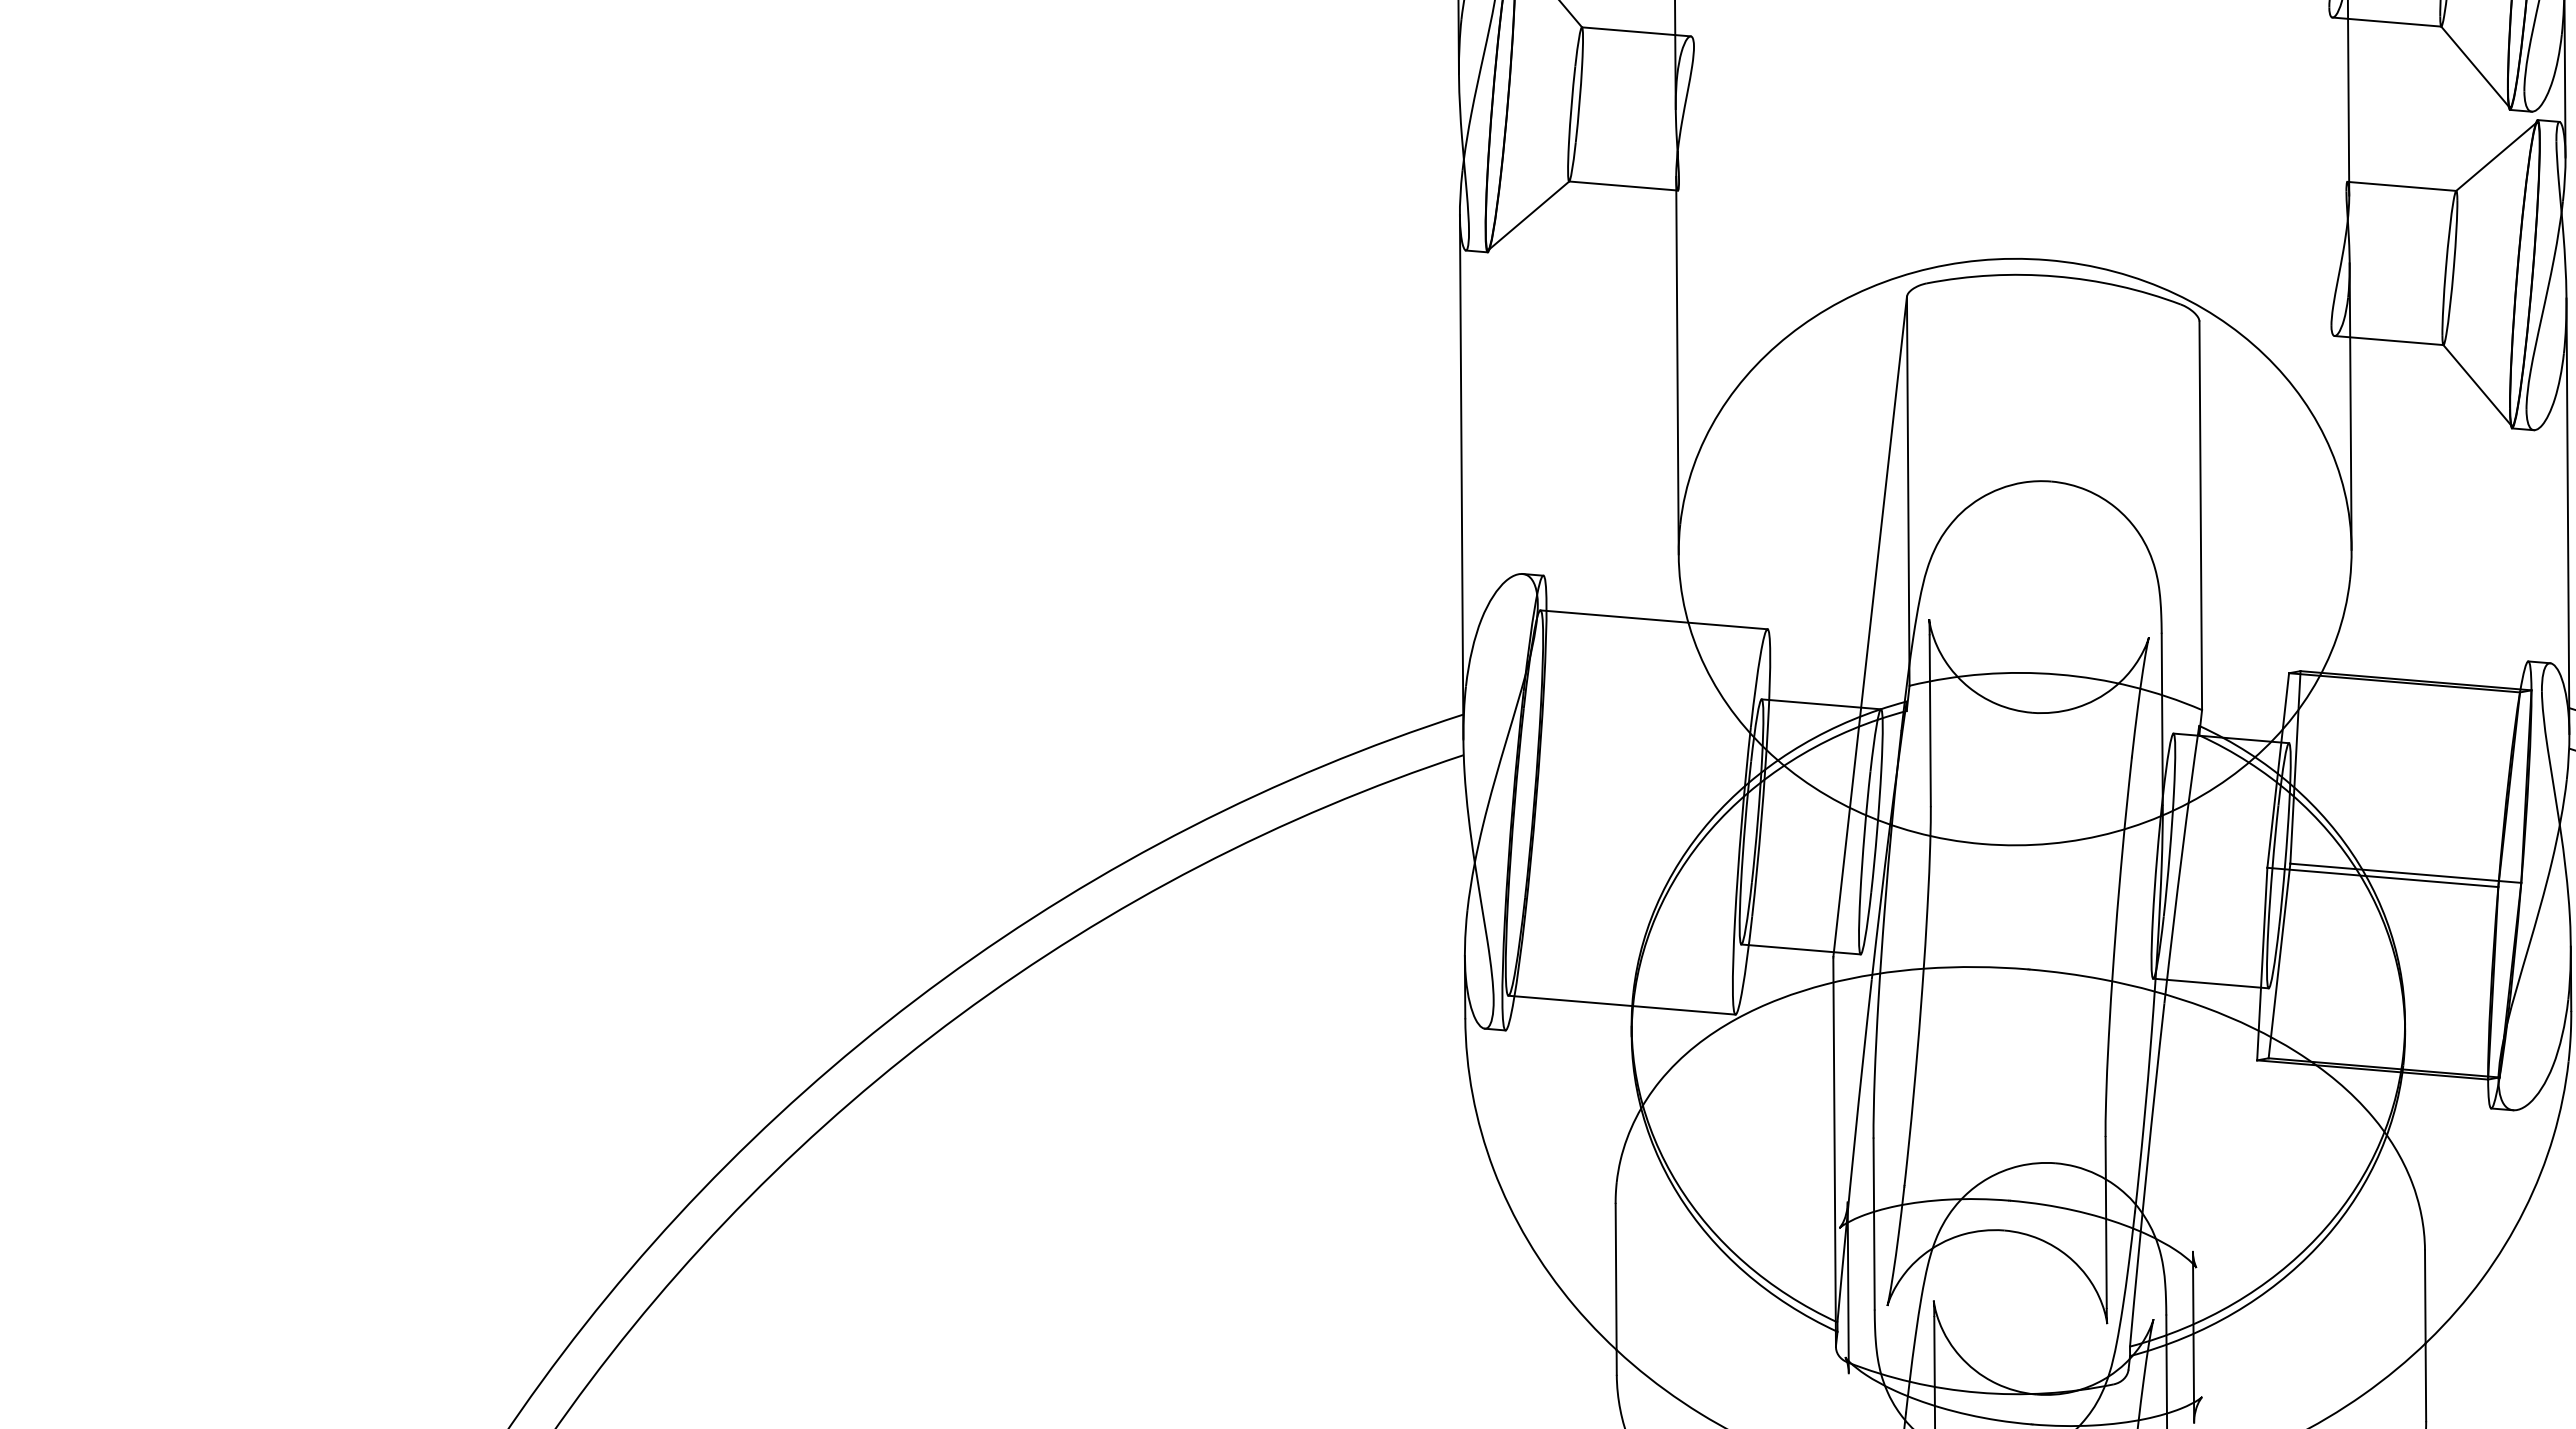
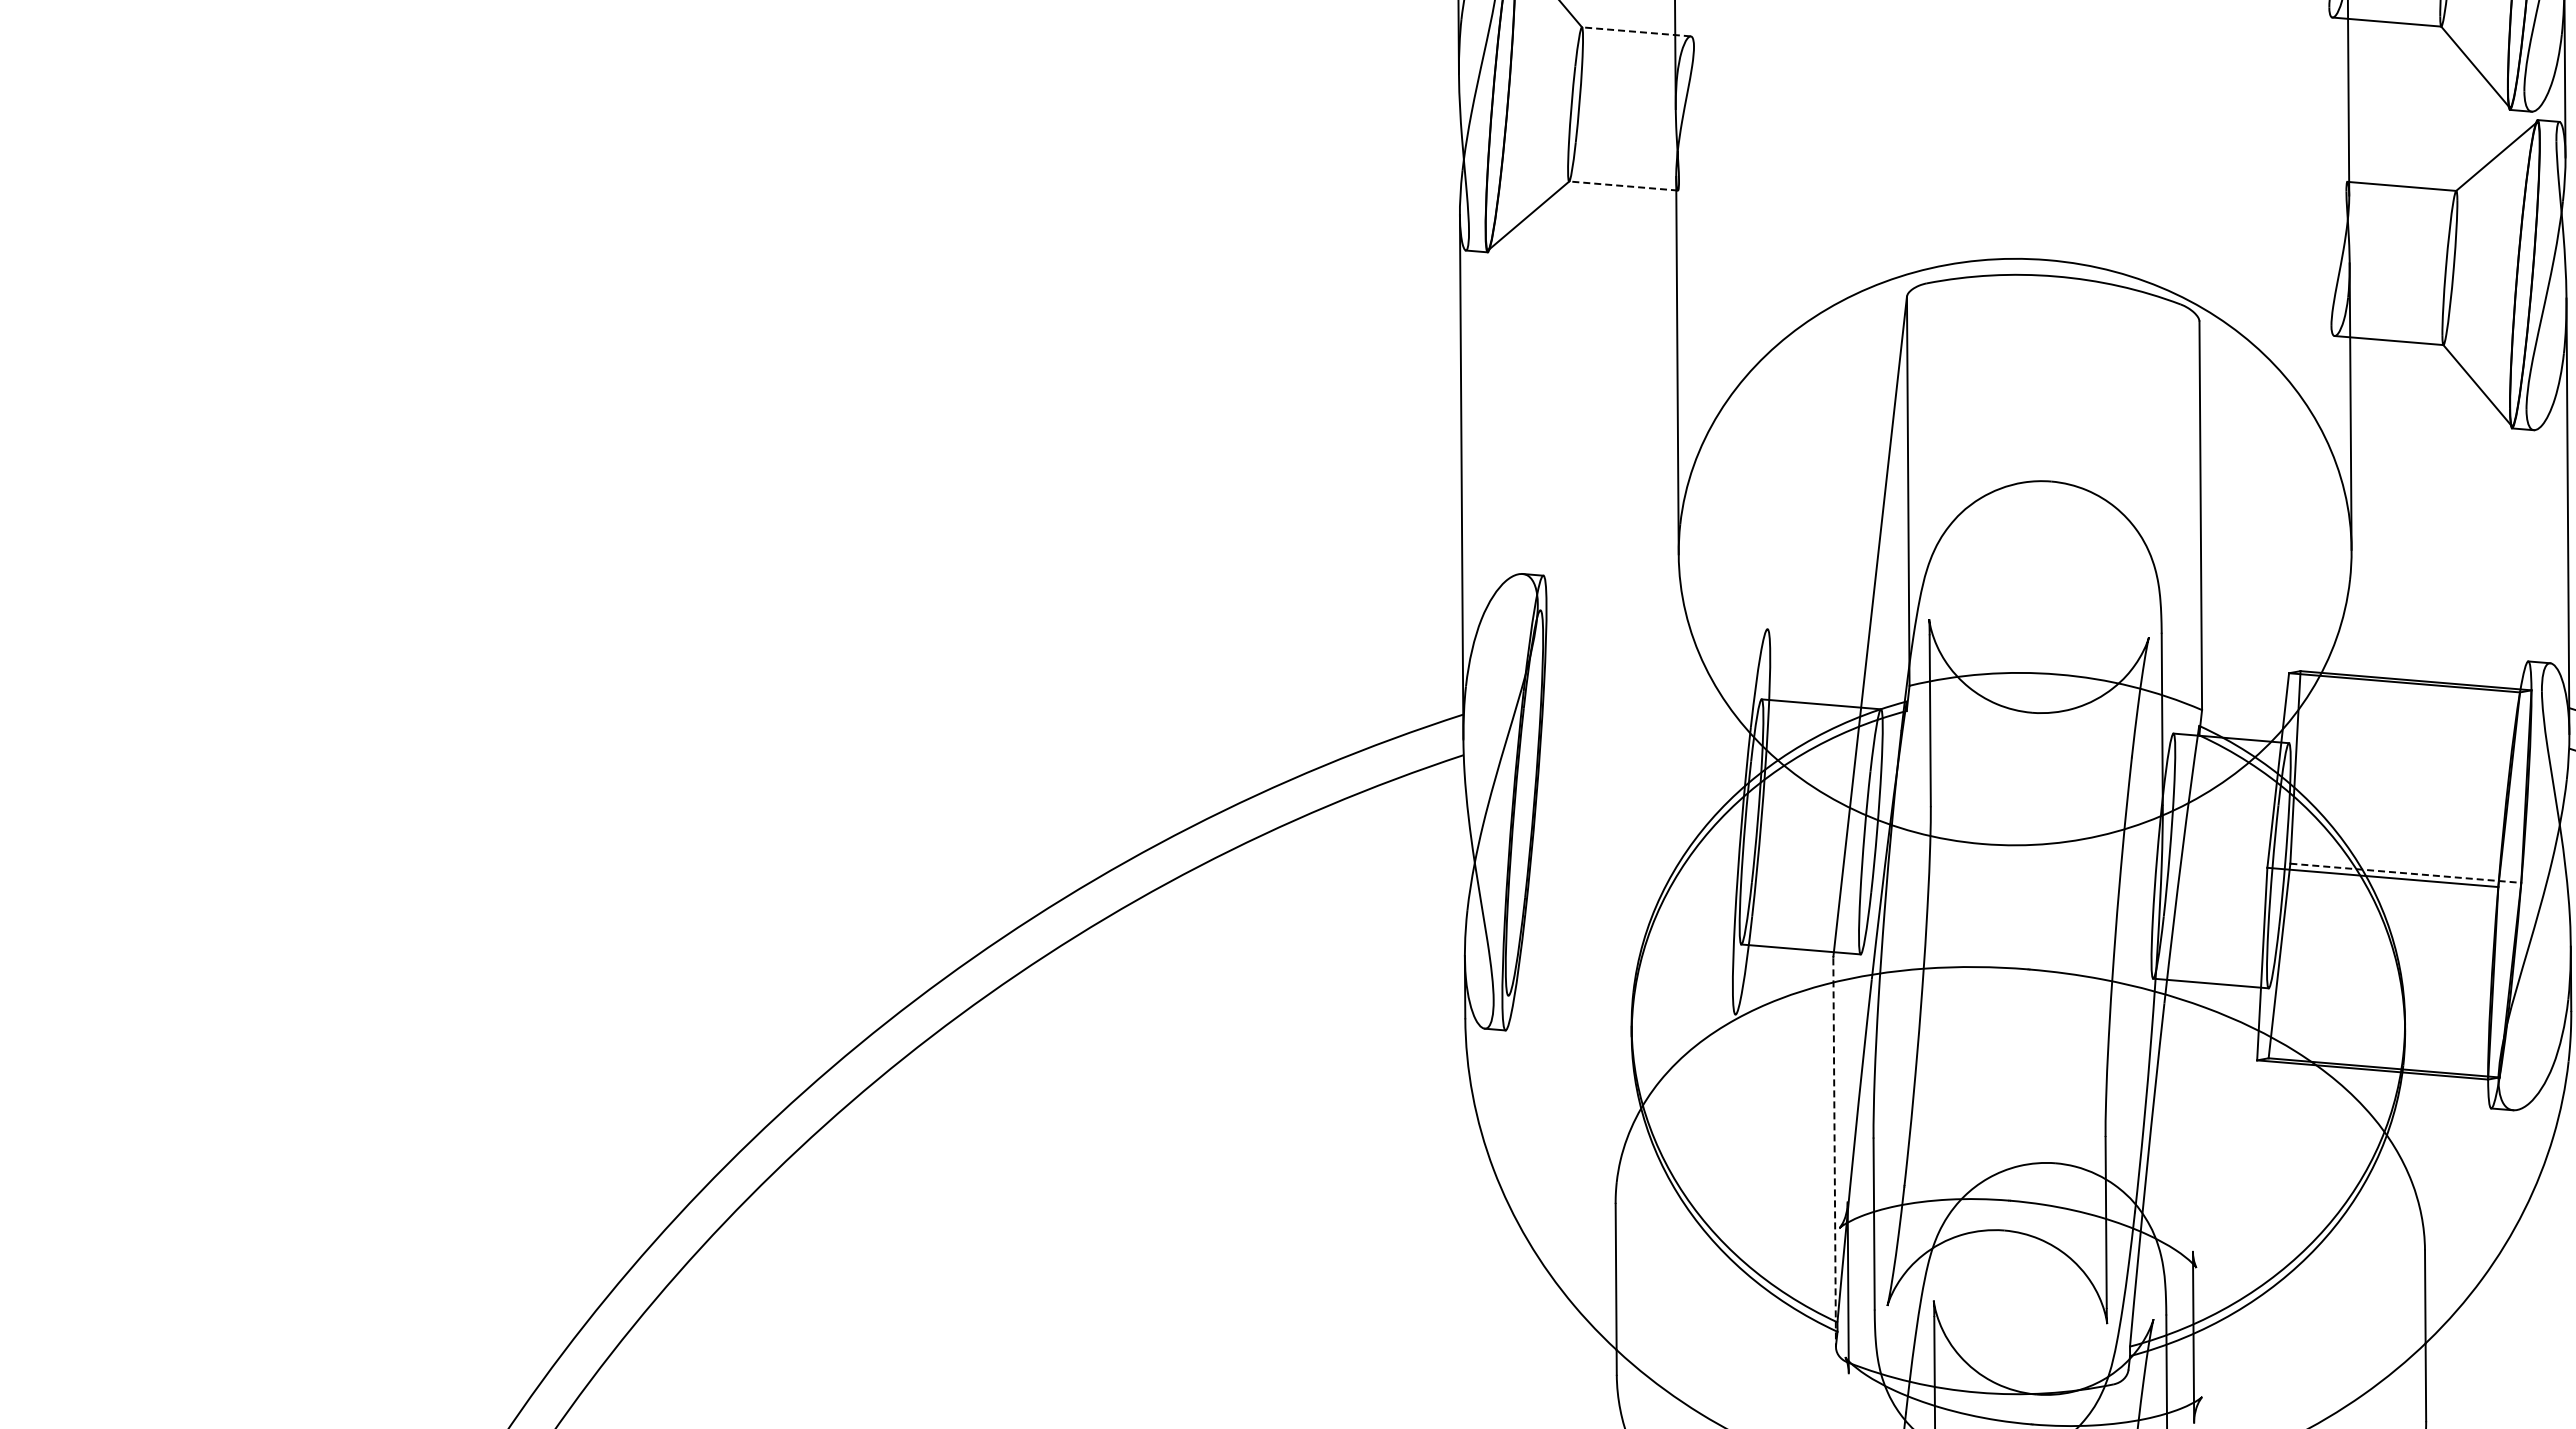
line: solid -> dashed (1636, 31)
line: solid -> dashed (1623, 186)
line: present -> none (1653, 619)
line: solid -> dashed (2405, 873)
line: present -> none (1621, 1004)
line: solid -> dashed (1834, 1153)
